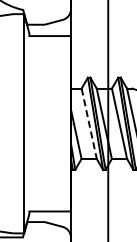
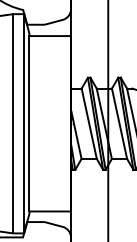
line: none -> present (13, 123)
line: none -> present (29, 123)
line: dashed -> solid (89, 123)
